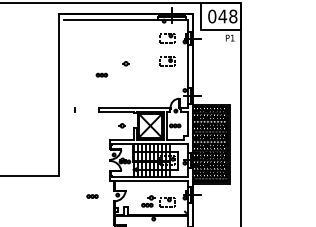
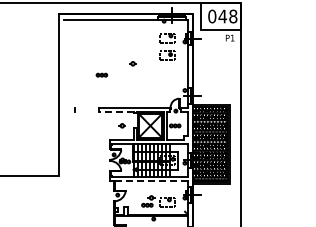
part position: (167, 61) -> (167, 55) (167, 55)
part position: (125, 63) -> (132, 63) (132, 63)
line: solid -> dashed (116, 112)
line: solid -> dashed (151, 181)
part: present -> none (92, 196)
